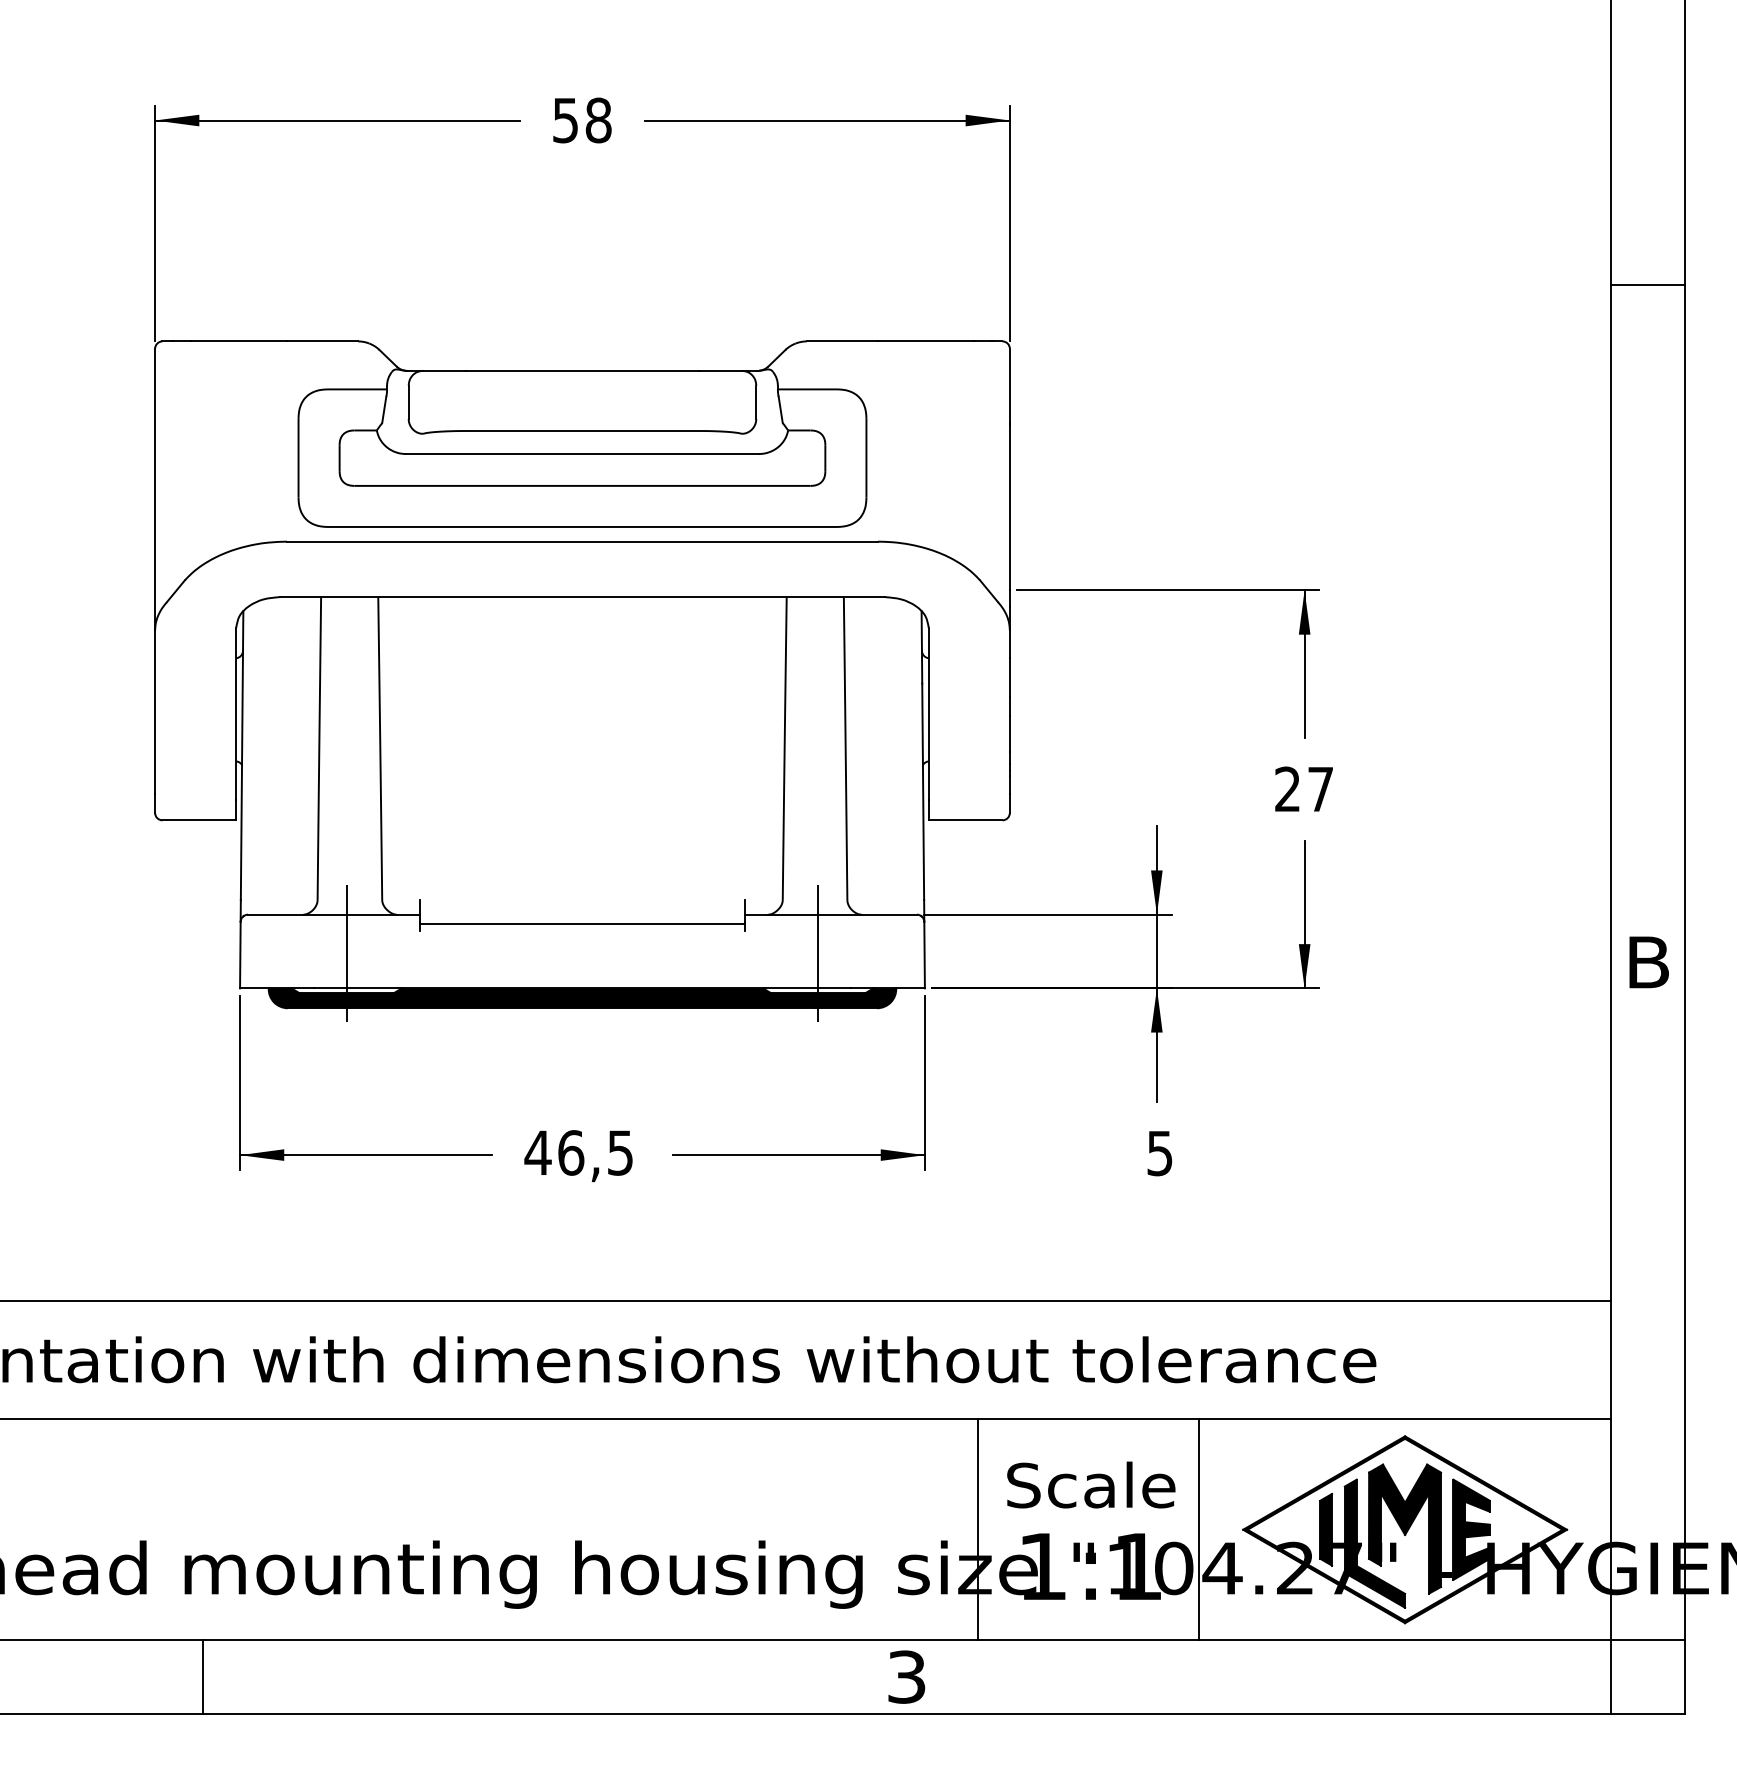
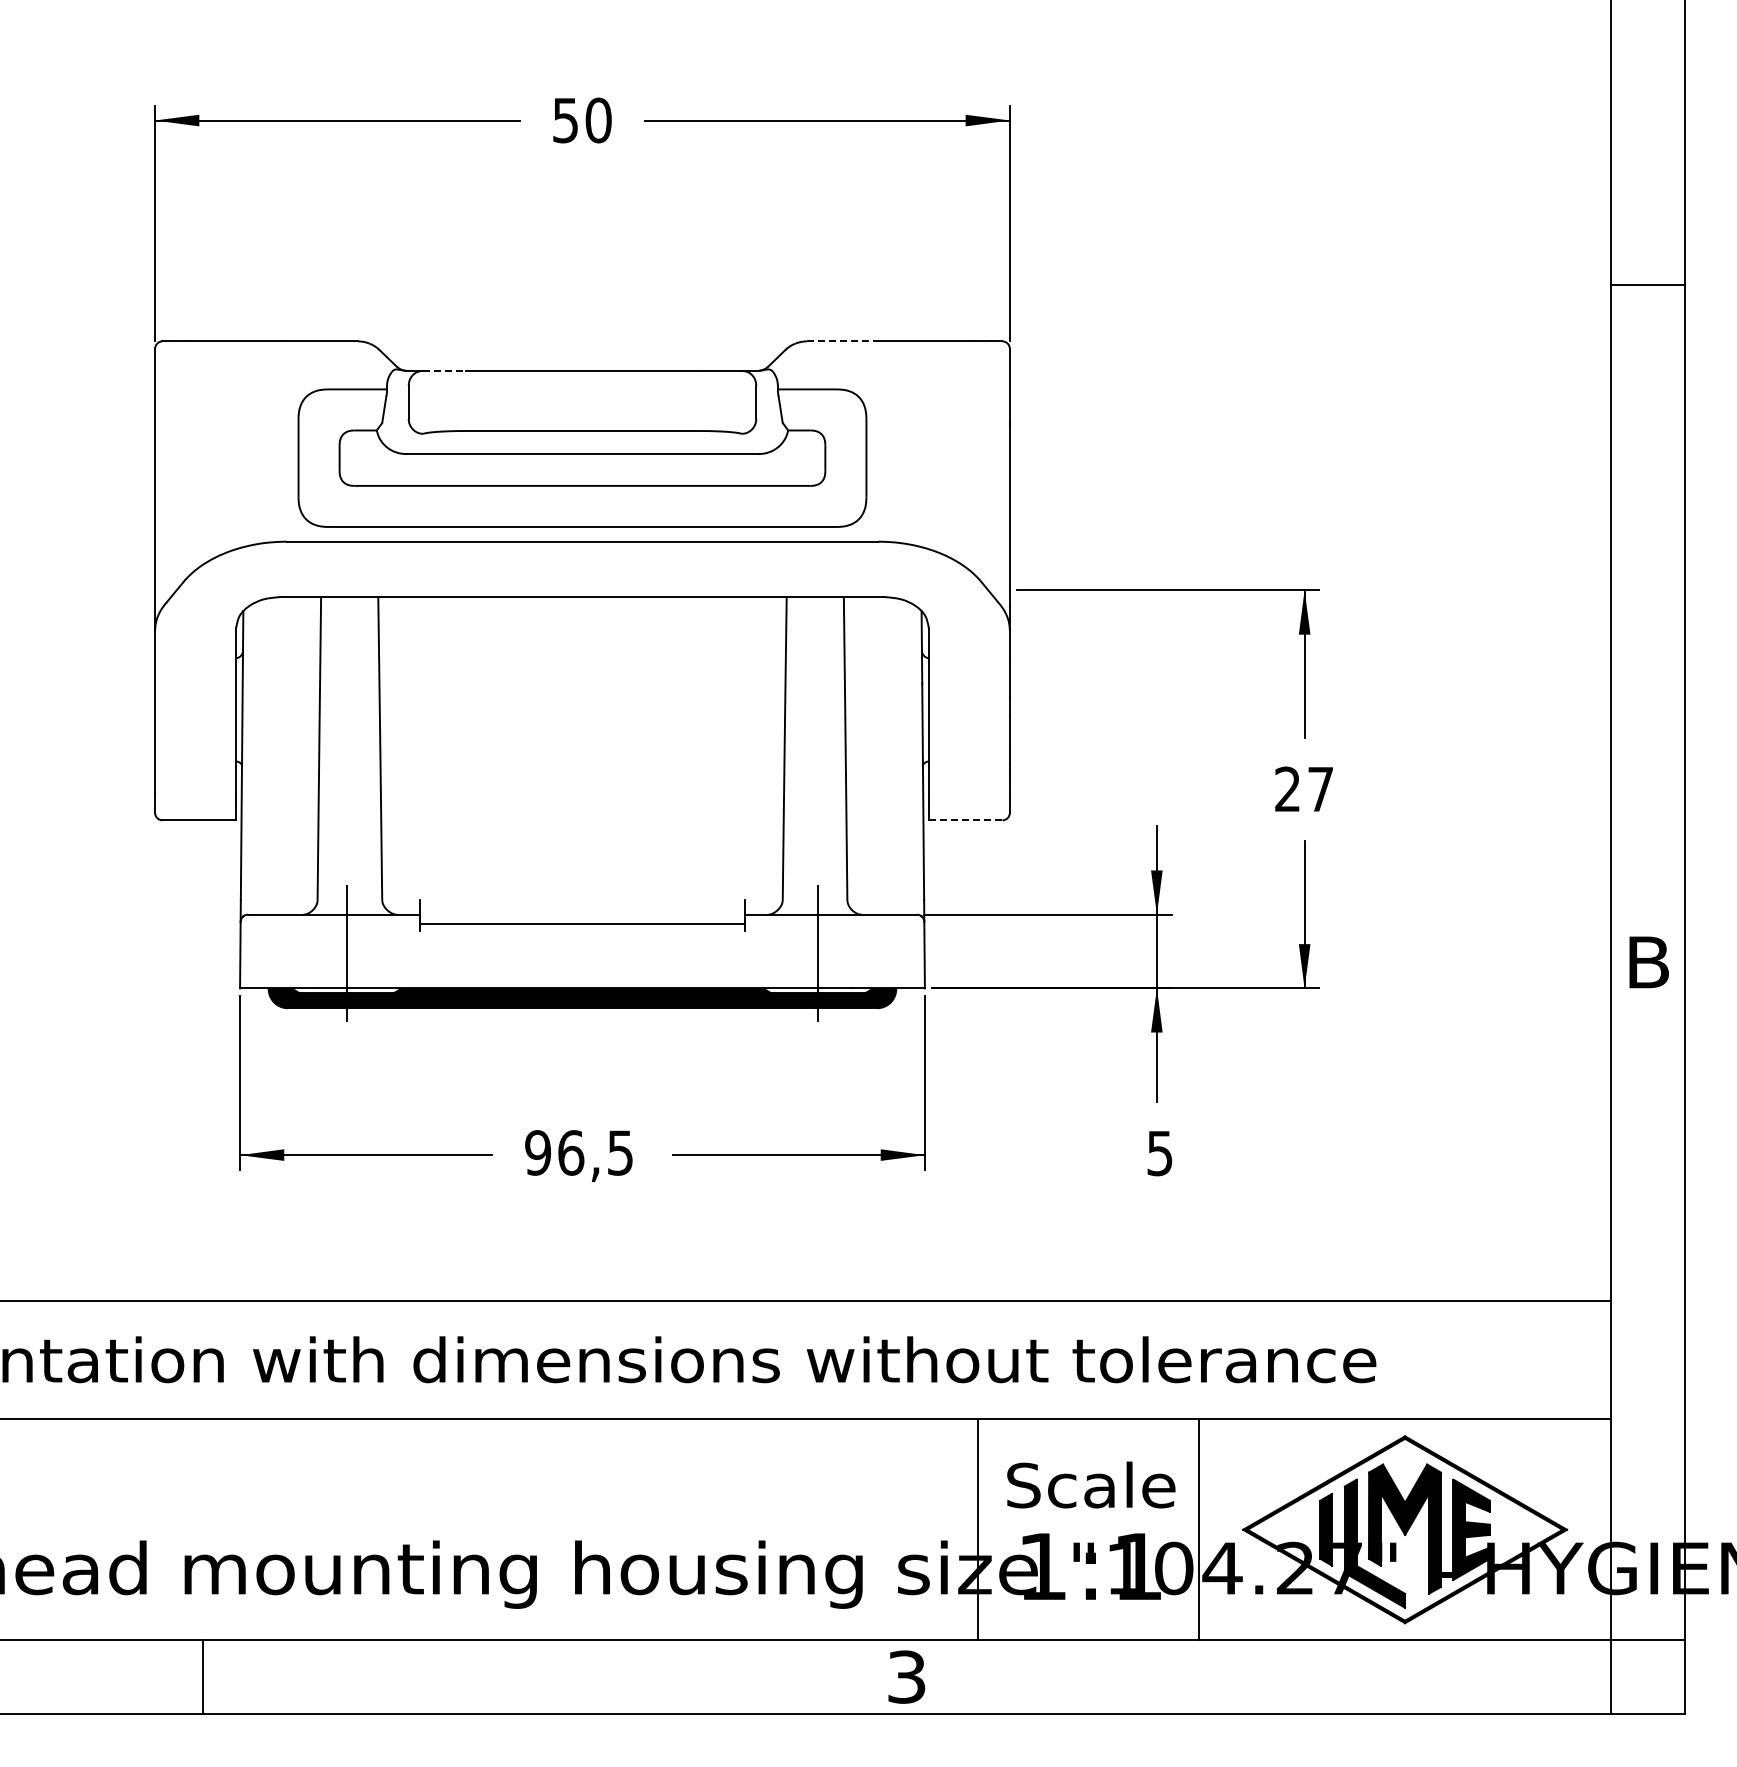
text: 58 -> 50 (598, 120)
line: solid -> dashed (842, 341)
line: solid -> dashed (444, 370)
line: solid -> dashed (965, 820)
text: 46,5 -> 96,5 (537, 1152)
